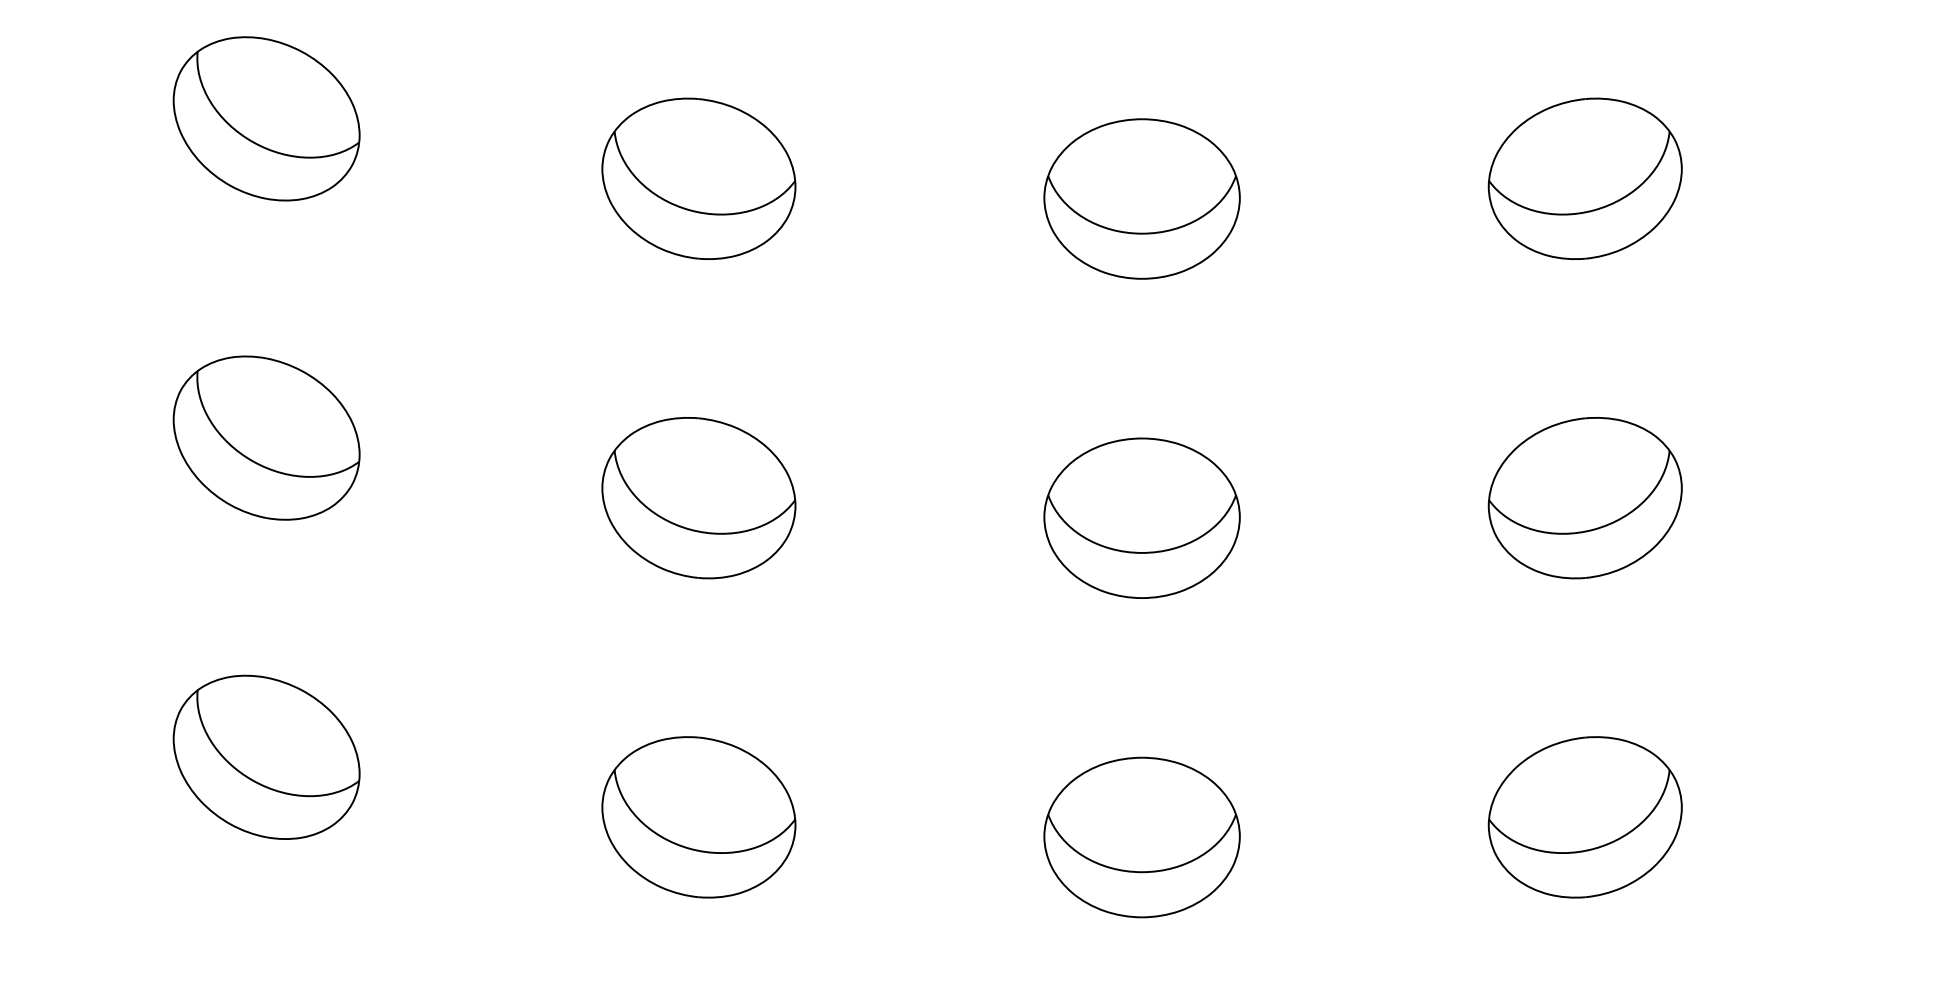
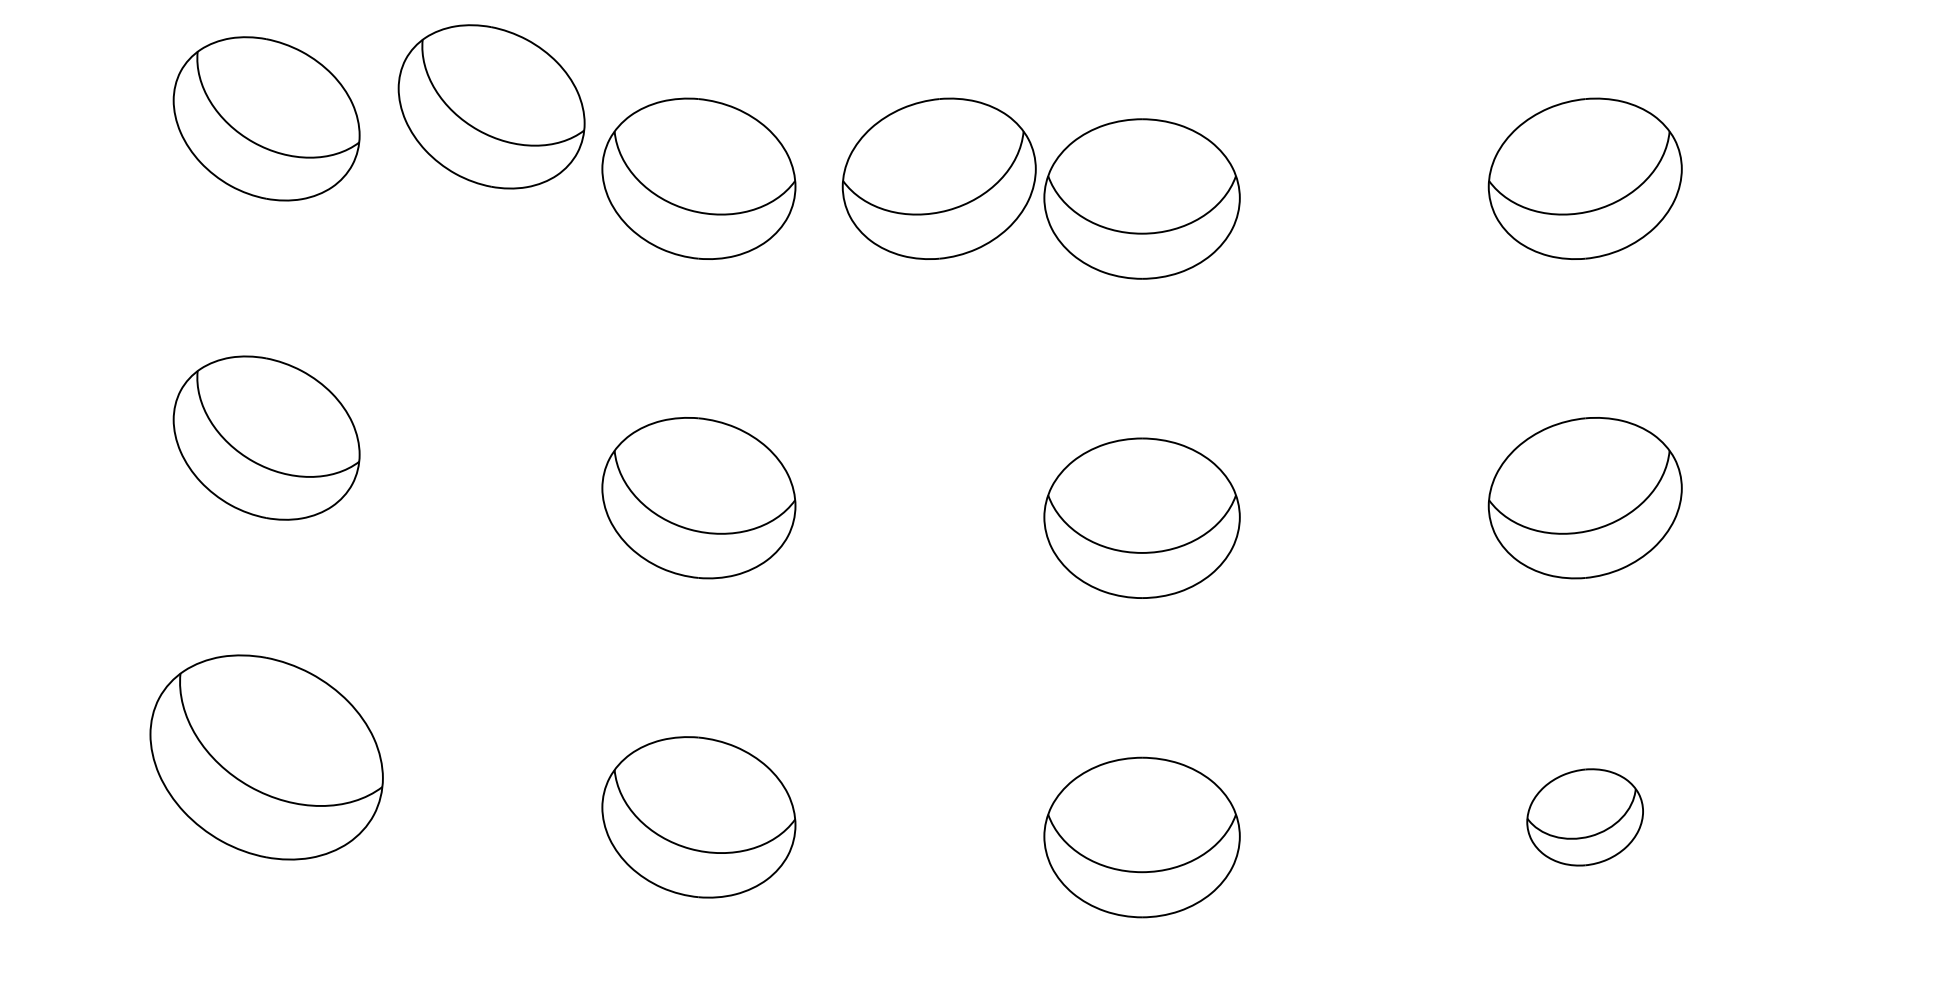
part: none -> present (491, 106)
part: none -> present (938, 178)
part size: 189x166 px -> 235x207 px (266, 757)
part size: 196x163 px -> 118x99 px (1584, 817)
